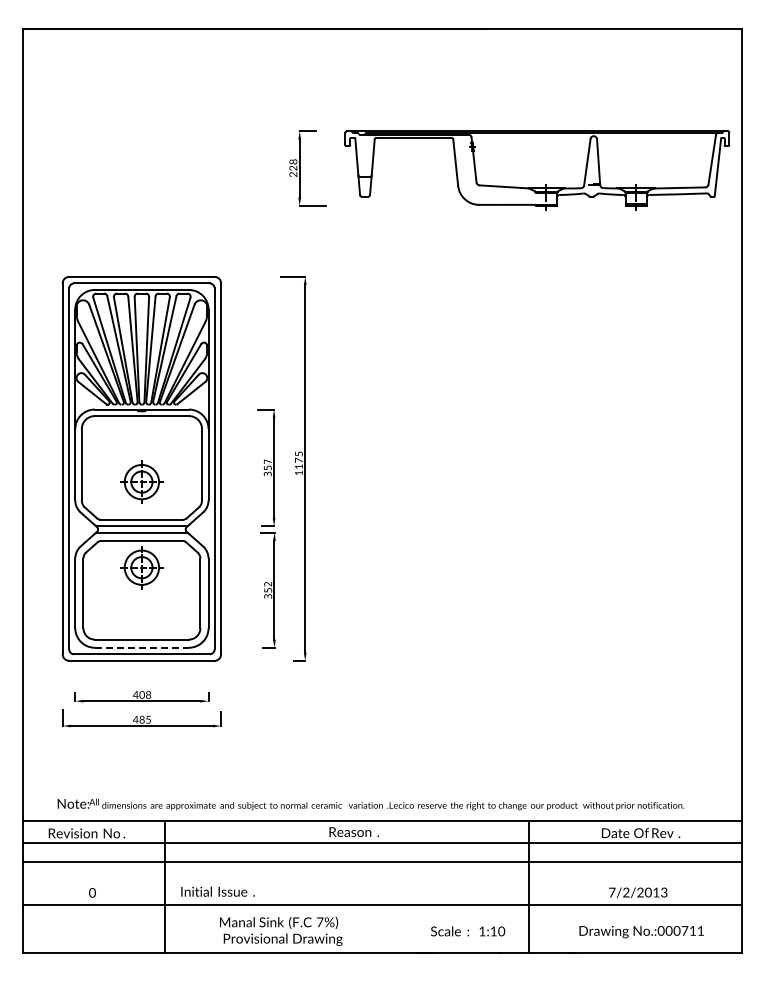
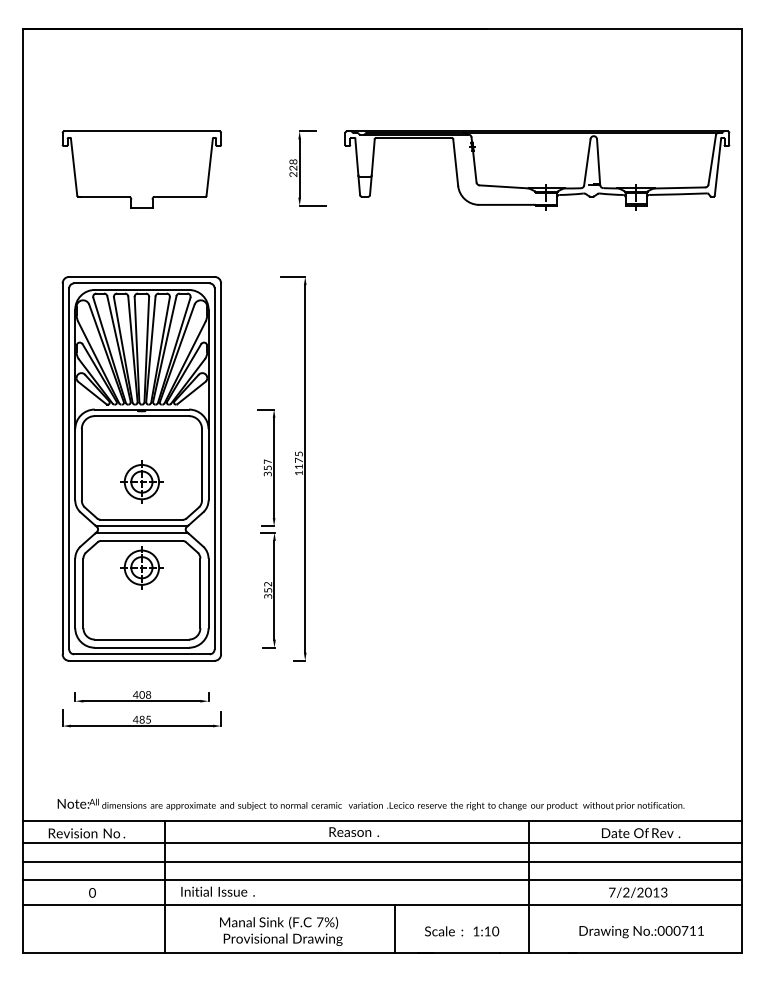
part: none -> present (141, 169)
line: dashed -> solid (142, 647)
line: none -> present (382, 879)
line: none -> present (395, 928)
text position: (468, 931) -> (462, 931) (462, 931)
